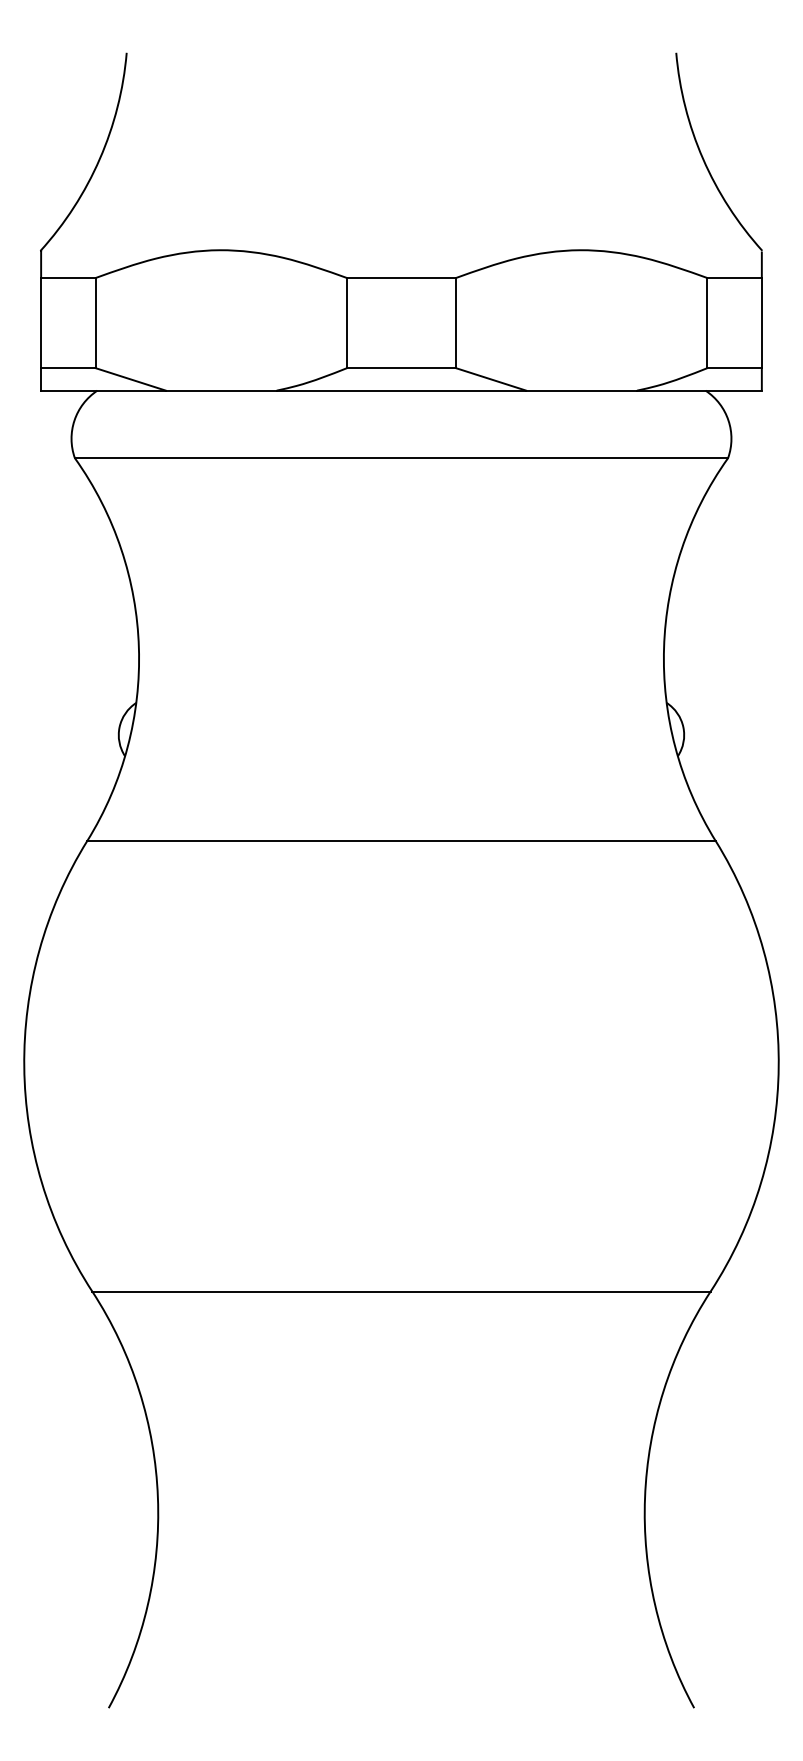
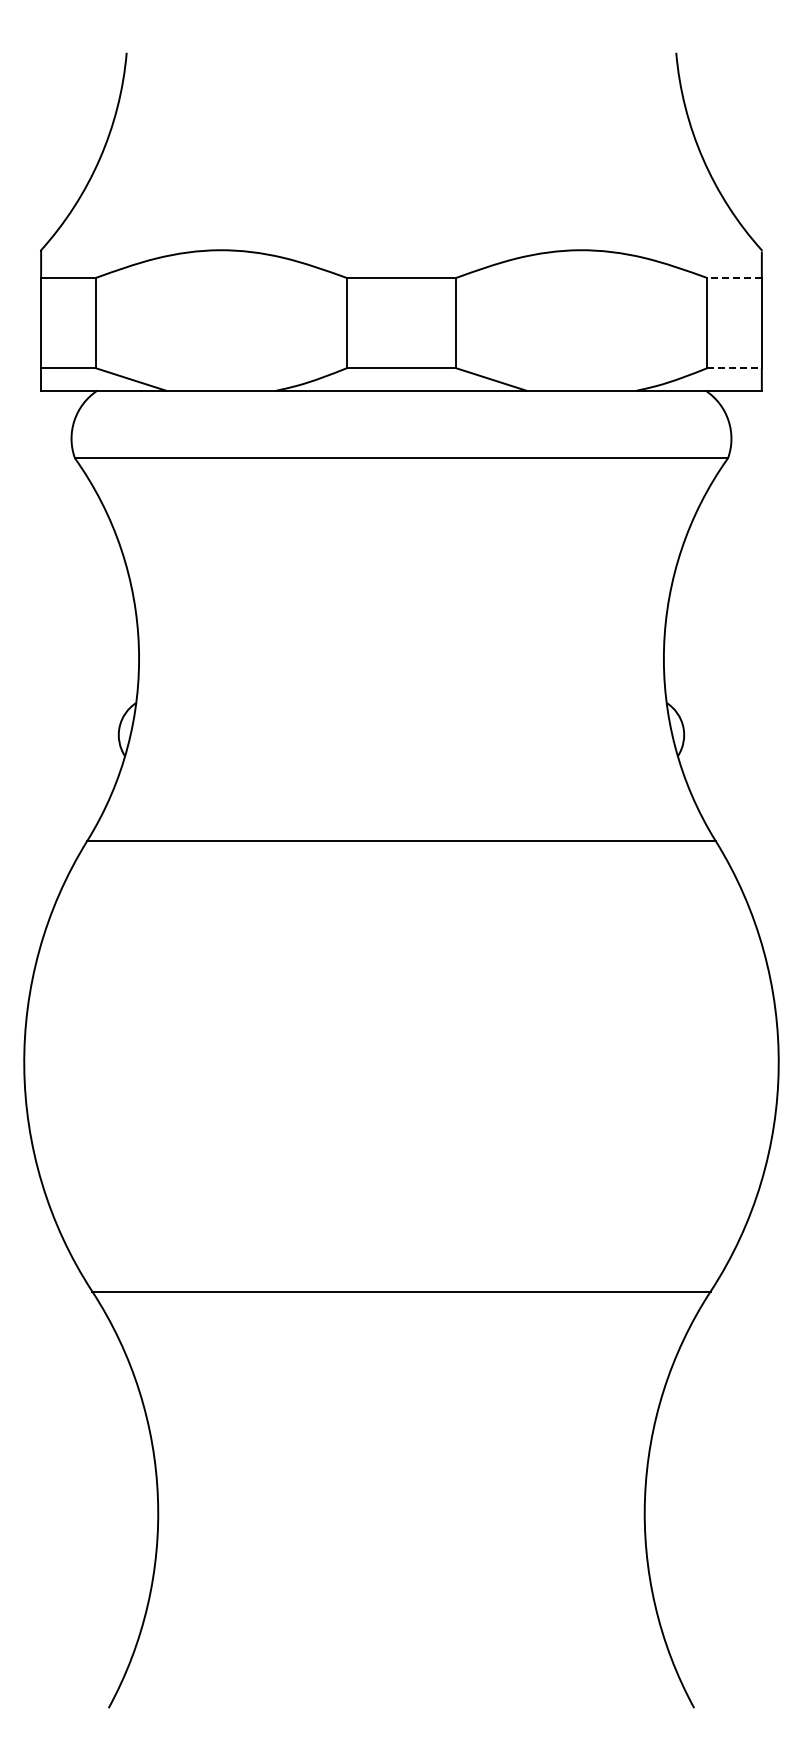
line: solid -> dashed (734, 278)
line: solid -> dashed (735, 368)
